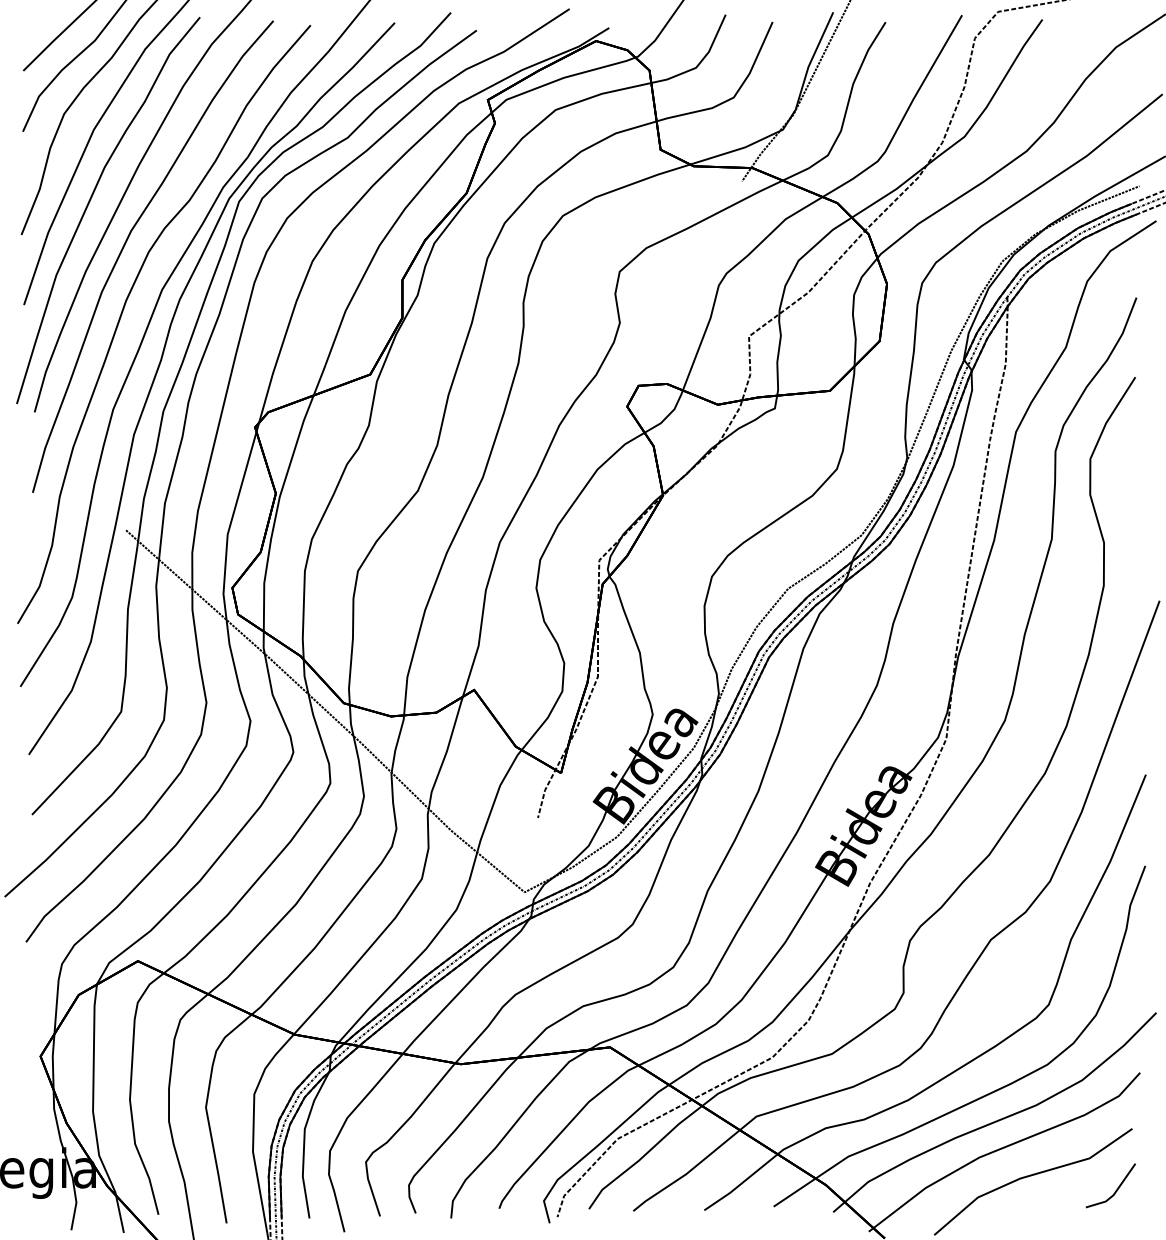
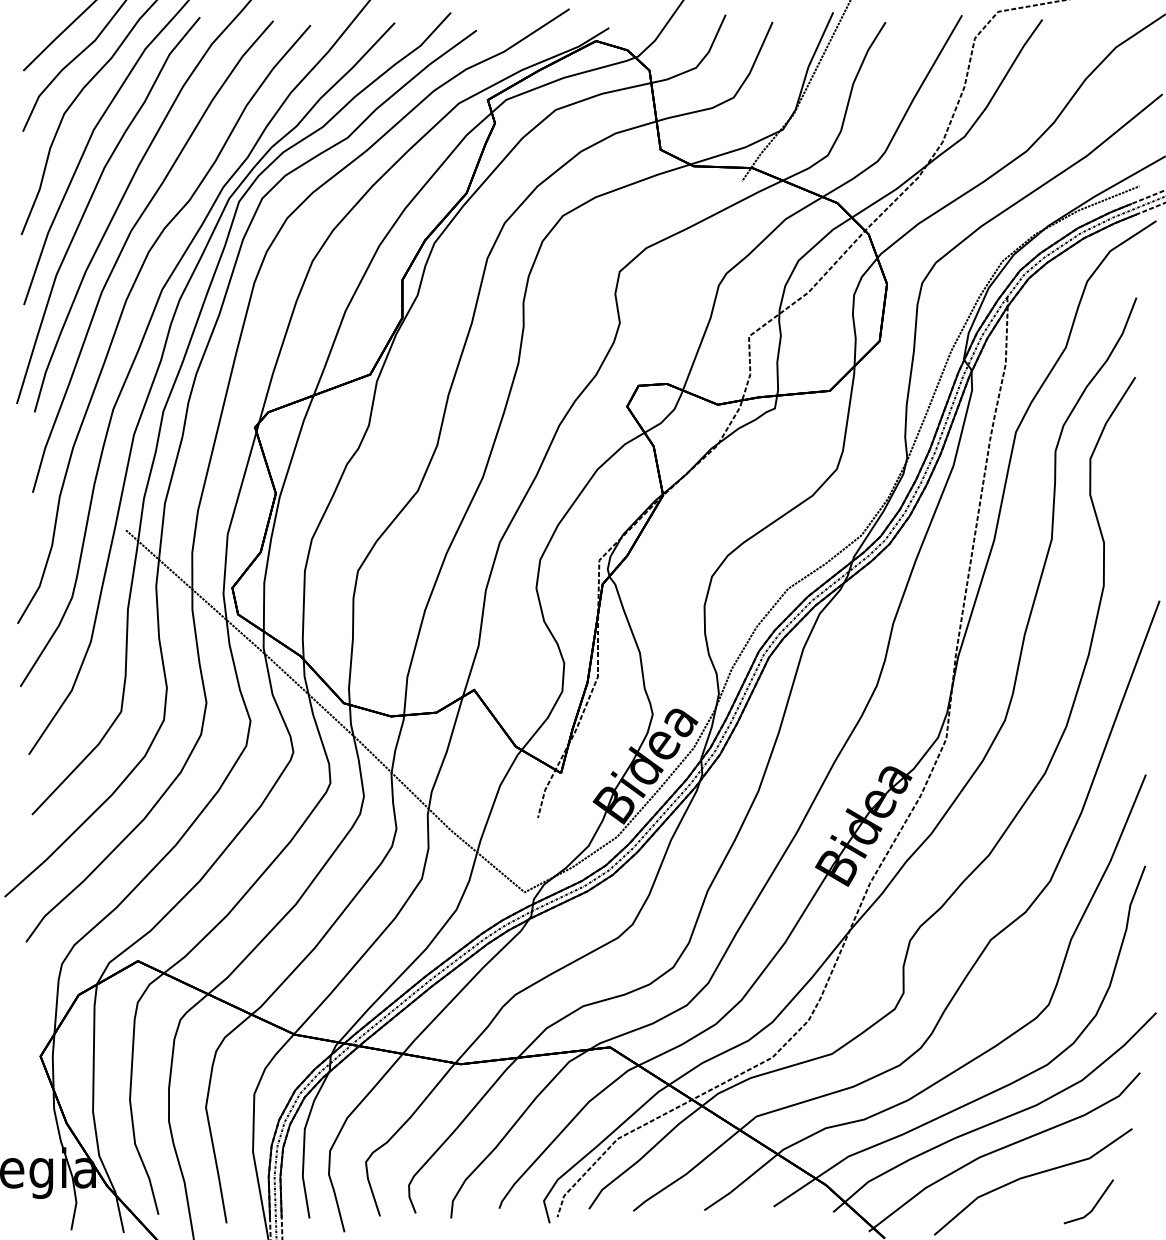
line position: (1115, 1190) -> (1093, 1206) (1093, 1206)
